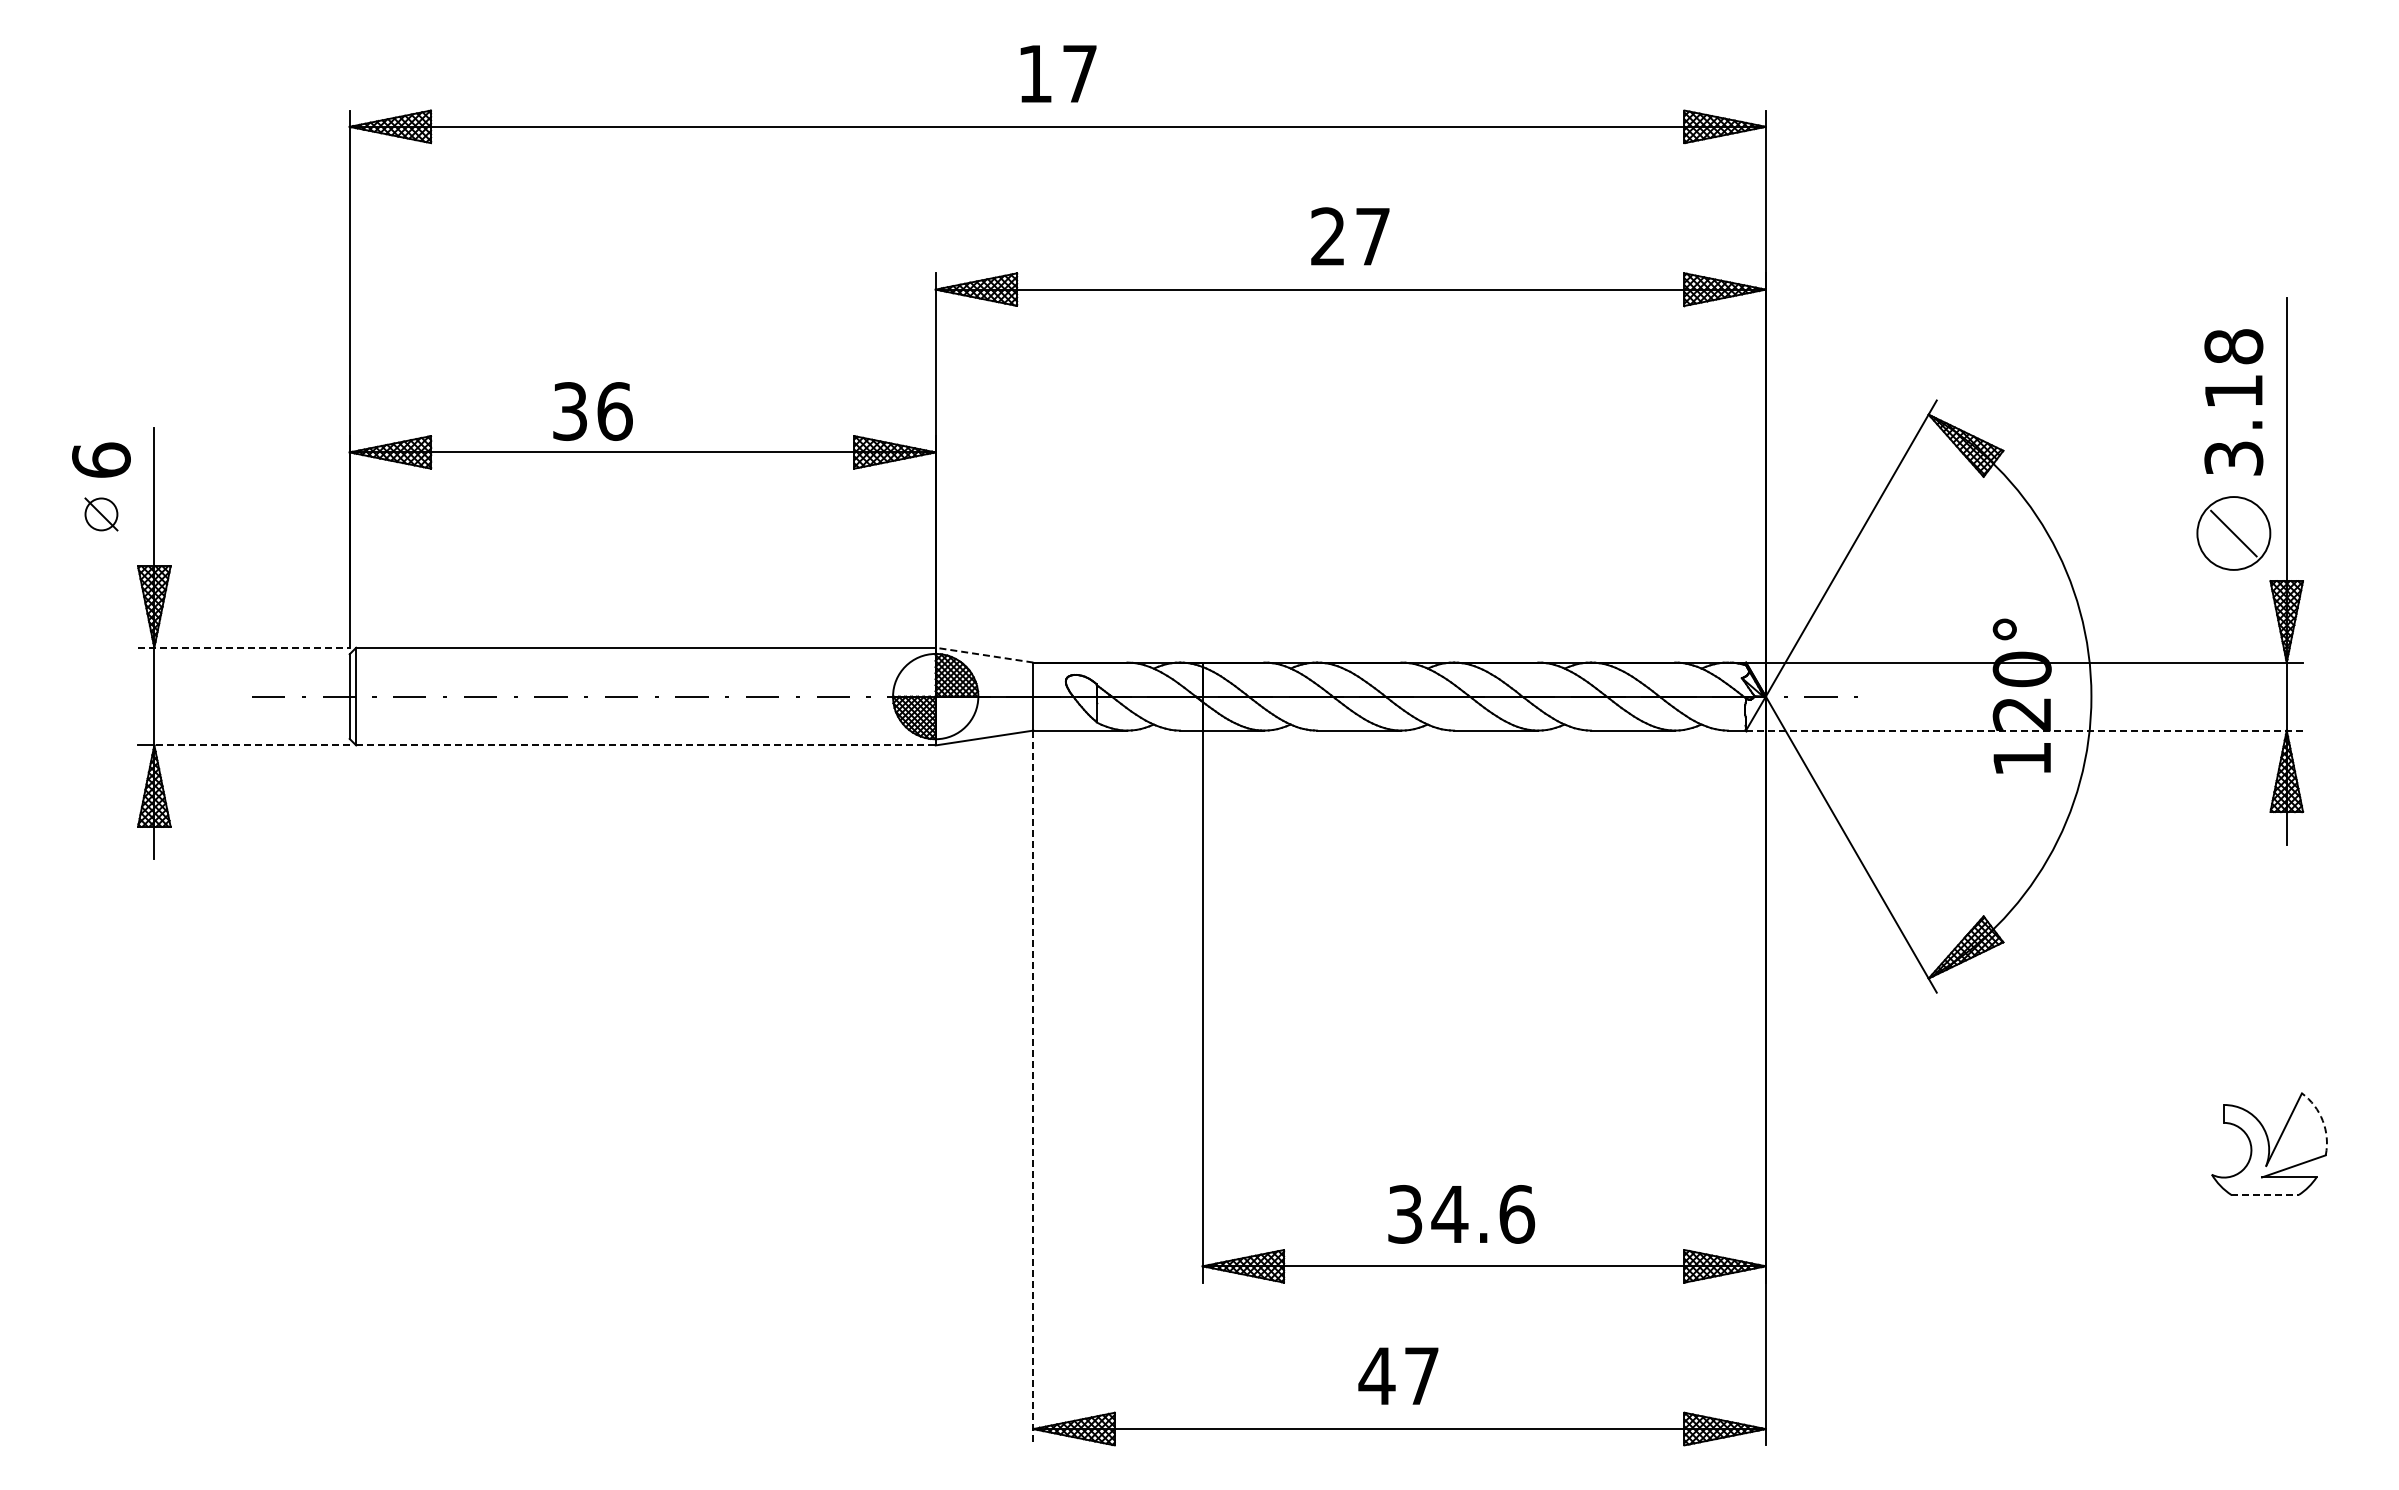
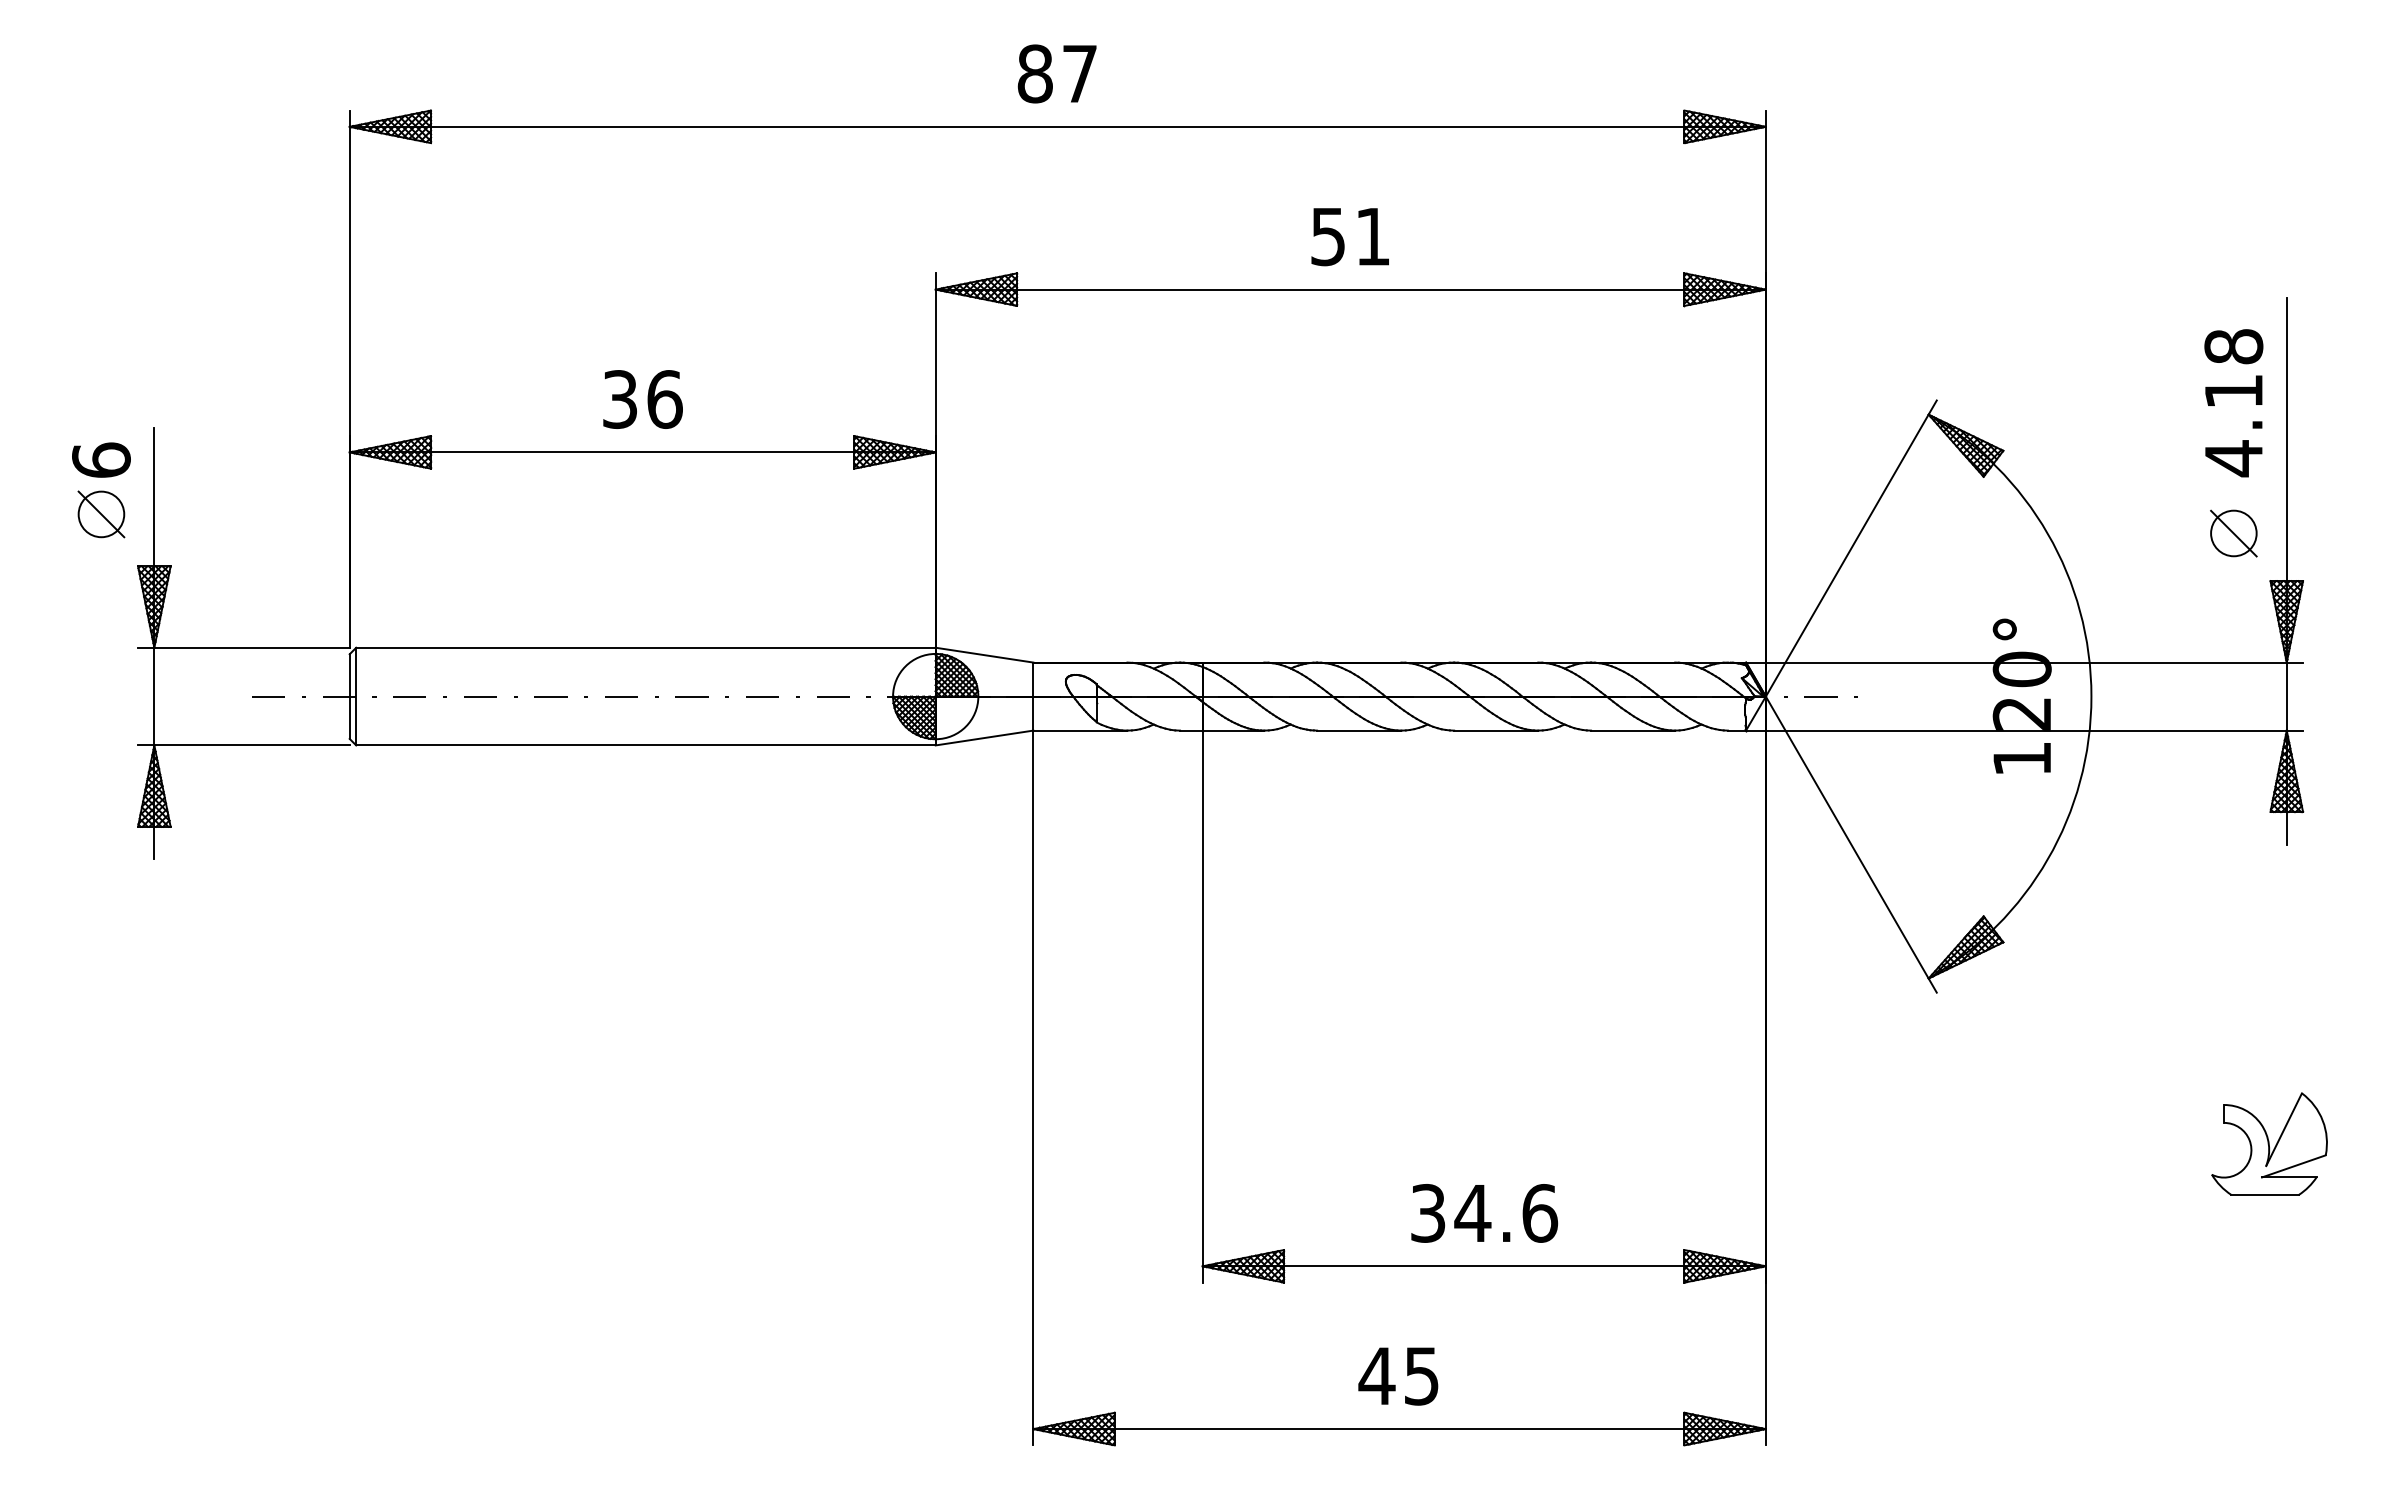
text: 17 -> 87 (1034, 73)
text: 27 -> 51 (1350, 236)
text position: (592, 411) -> (642, 399) (642, 399)
text: 3.18 -> 4.18 (2233, 458)
part size: 35x35 px -> 49x49 px (101, 514)
circle diameter: 73 px -> 46 px (2233, 533)
line: dashed -> solid (243, 647)
line: dashed -> solid (984, 655)
line: dashed -> solid (2025, 730)
line: dashed -> solid (252, 745)
line: dashed -> solid (645, 745)
line: dashed -> solid (1033, 1088)
arc: dashed -> solid (2322, 1120)
line: dashed -> solid (2265, 1195)
text position: (1461, 1214) -> (1484, 1213) (1484, 1213)
text: 47 -> 45 (1421, 1376)
